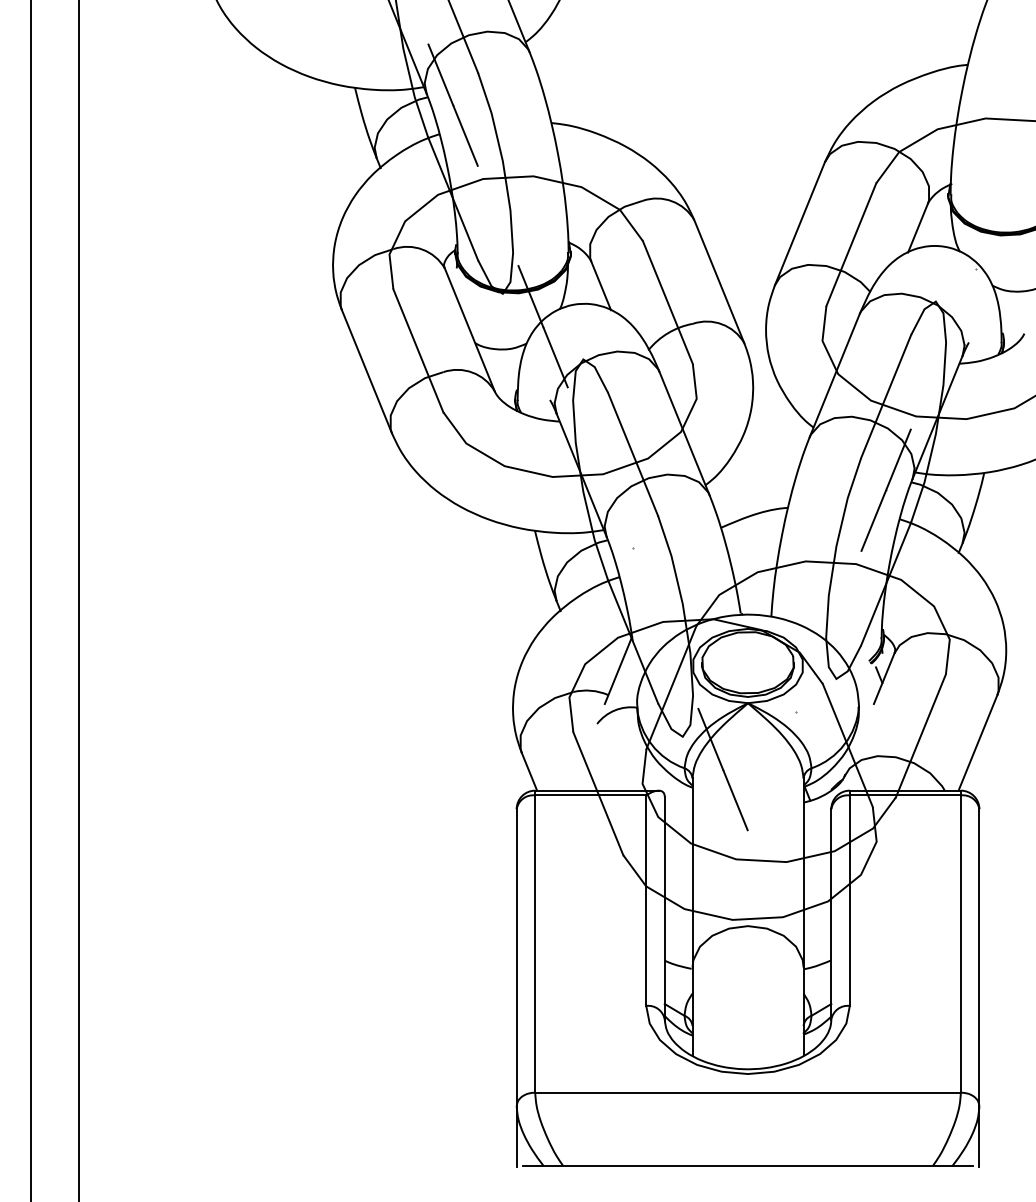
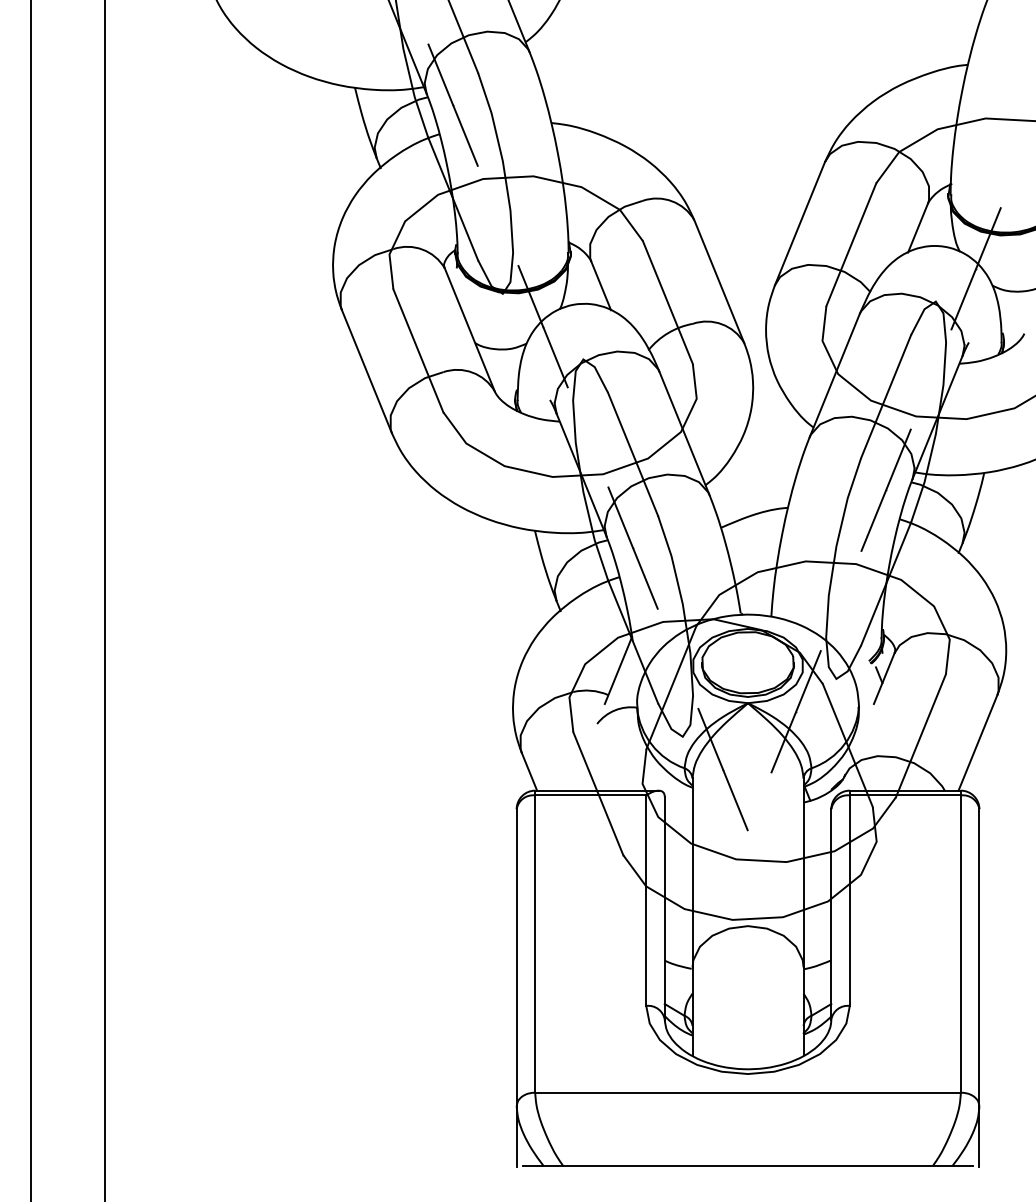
line: none -> present (976, 268)
line: none -> present (633, 547)
line position: (78, 600) -> (104, 600) (104, 600)
line: none -> present (796, 711)
